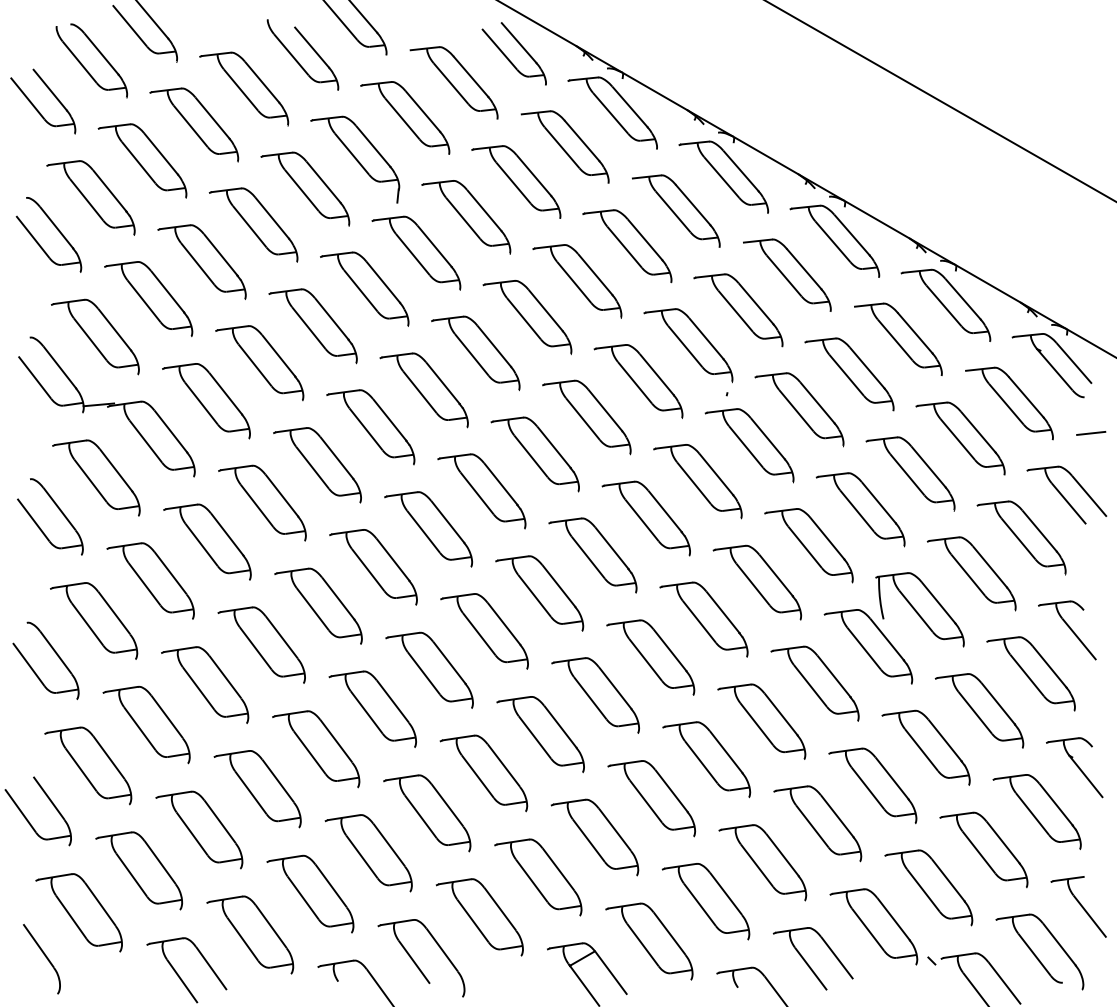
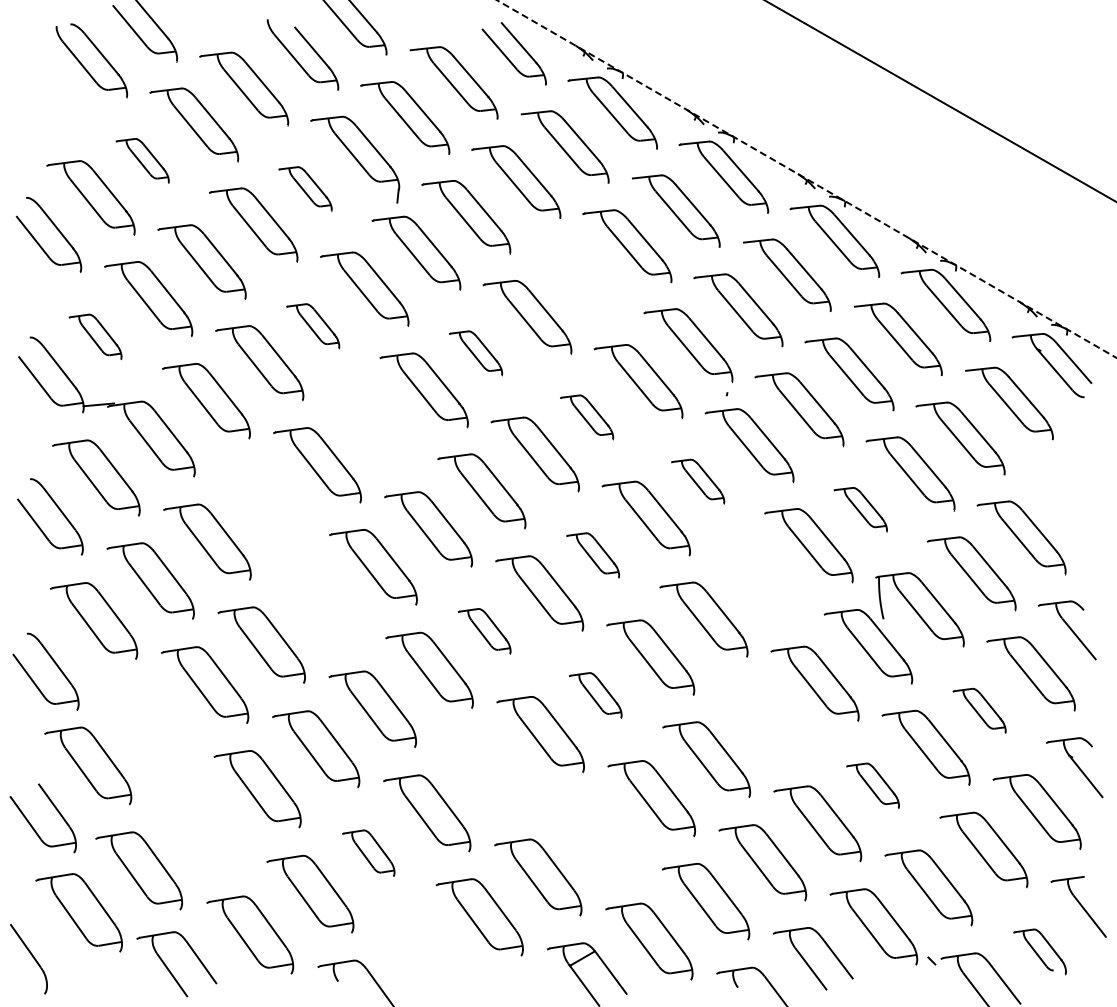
part: present -> none (36, 107)
part size: 91x76 px -> 55x46 px (142, 160)
line: solid -> dashed (807, 179)
part size: 91x76 px -> 55x46 px (305, 188)
part: present -> none (577, 281)
part size: 90x77 px -> 55x47 px (313, 326)
part size: 89x78 px -> 55x48 px (95, 336)
part size: 90x77 px -> 55x47 px (476, 353)
part size: 90x77 px -> 55x47 px (587, 417)
part: present -> none (370, 427)
line: present -> none (1091, 433)
part size: 90x76 px -> 55x47 px (698, 481)
part: present -> none (1066, 494)
part: present -> none (262, 502)
part size: 91x76 px -> 55x46 px (860, 509)
part size: 90x77 px -> 54x47 px (592, 555)
part: present -> none (757, 582)
part: present -> none (318, 605)
part size: 89x77 px -> 55x47 px (484, 631)
part position: (53, 651) -> (53, 662) (53, 662)
part size: 89x77 px -> 55x47 px (595, 695)
part size: 91x76 px -> 55x47 px (979, 710)
part: present -> none (761, 721)
part: present -> none (146, 725)
part: present -> none (483, 773)
part size: 90x78 px -> 54x47 px (872, 785)
part position: (27, 818) -> (32, 825) (32, 825)
part: present -> none (199, 829)
part: present -> none (594, 837)
part size: 89x79 px -> 54x48 px (368, 852)
part size: 90x78 px -> 54x48 px (1039, 951)
part position: (41, 959) -> (28, 959) (28, 959)
part: present -> none (416, 963)
part position: (180, 976) -> (170, 970) (170, 970)
